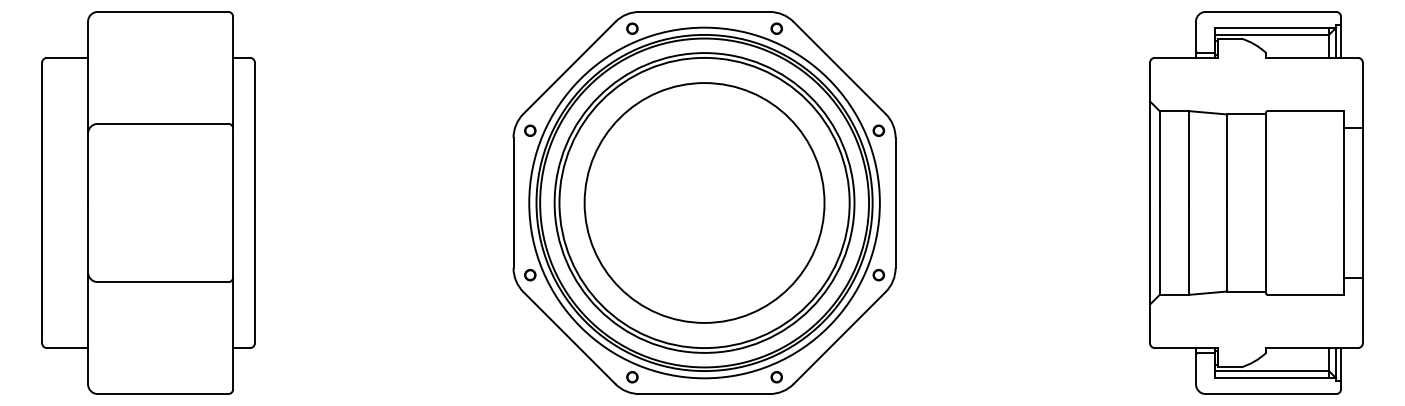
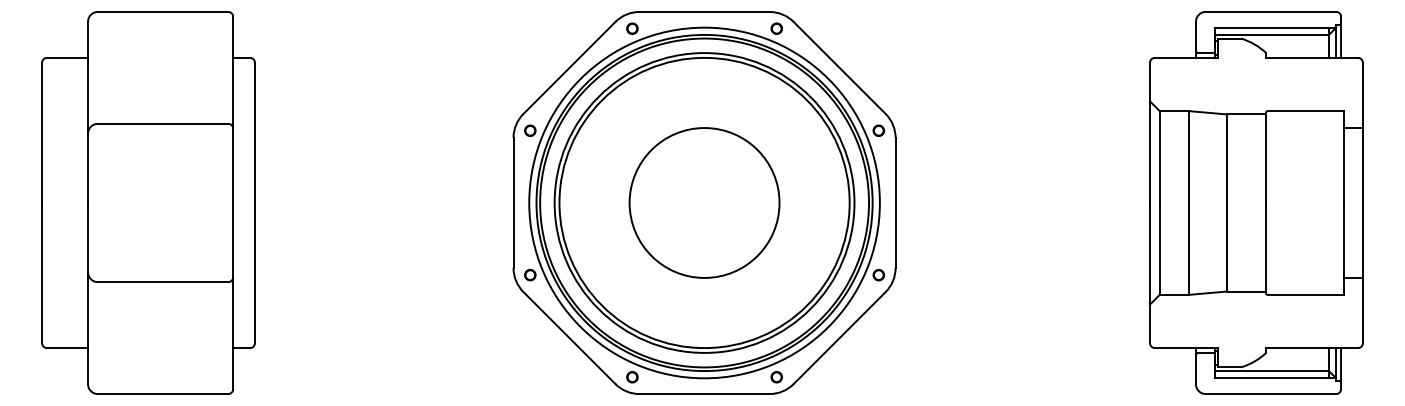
circle diameter: 240 px -> 150 px (704, 202)
